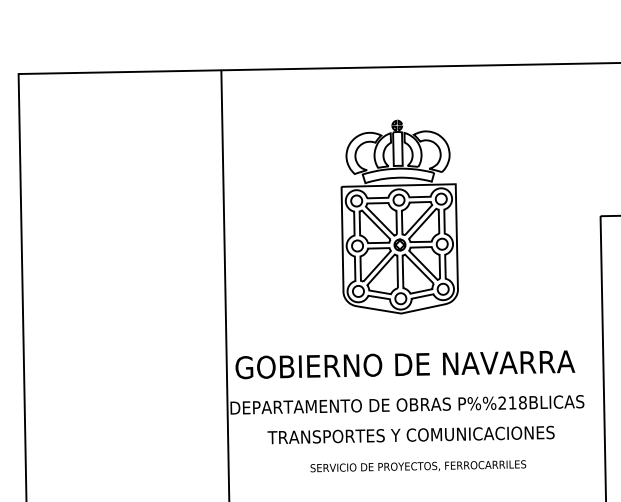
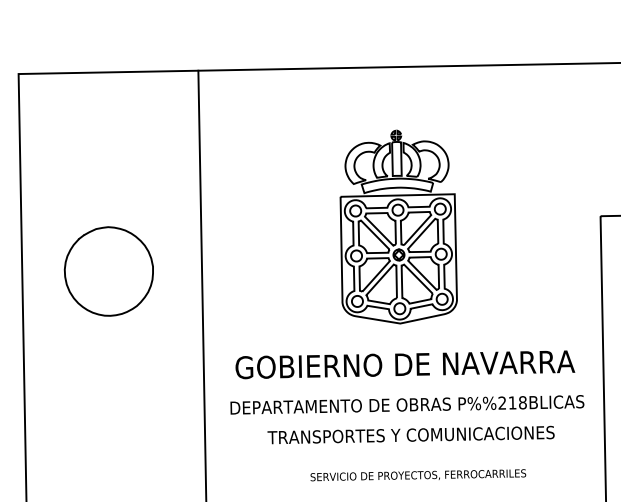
part position: (399, 216) -> (398, 226) (398, 226)
part: none -> present (108, 271)
line position: (225, 284) -> (202, 284) (202, 284)
text position: (418, 466) -> (418, 475) (418, 475)
